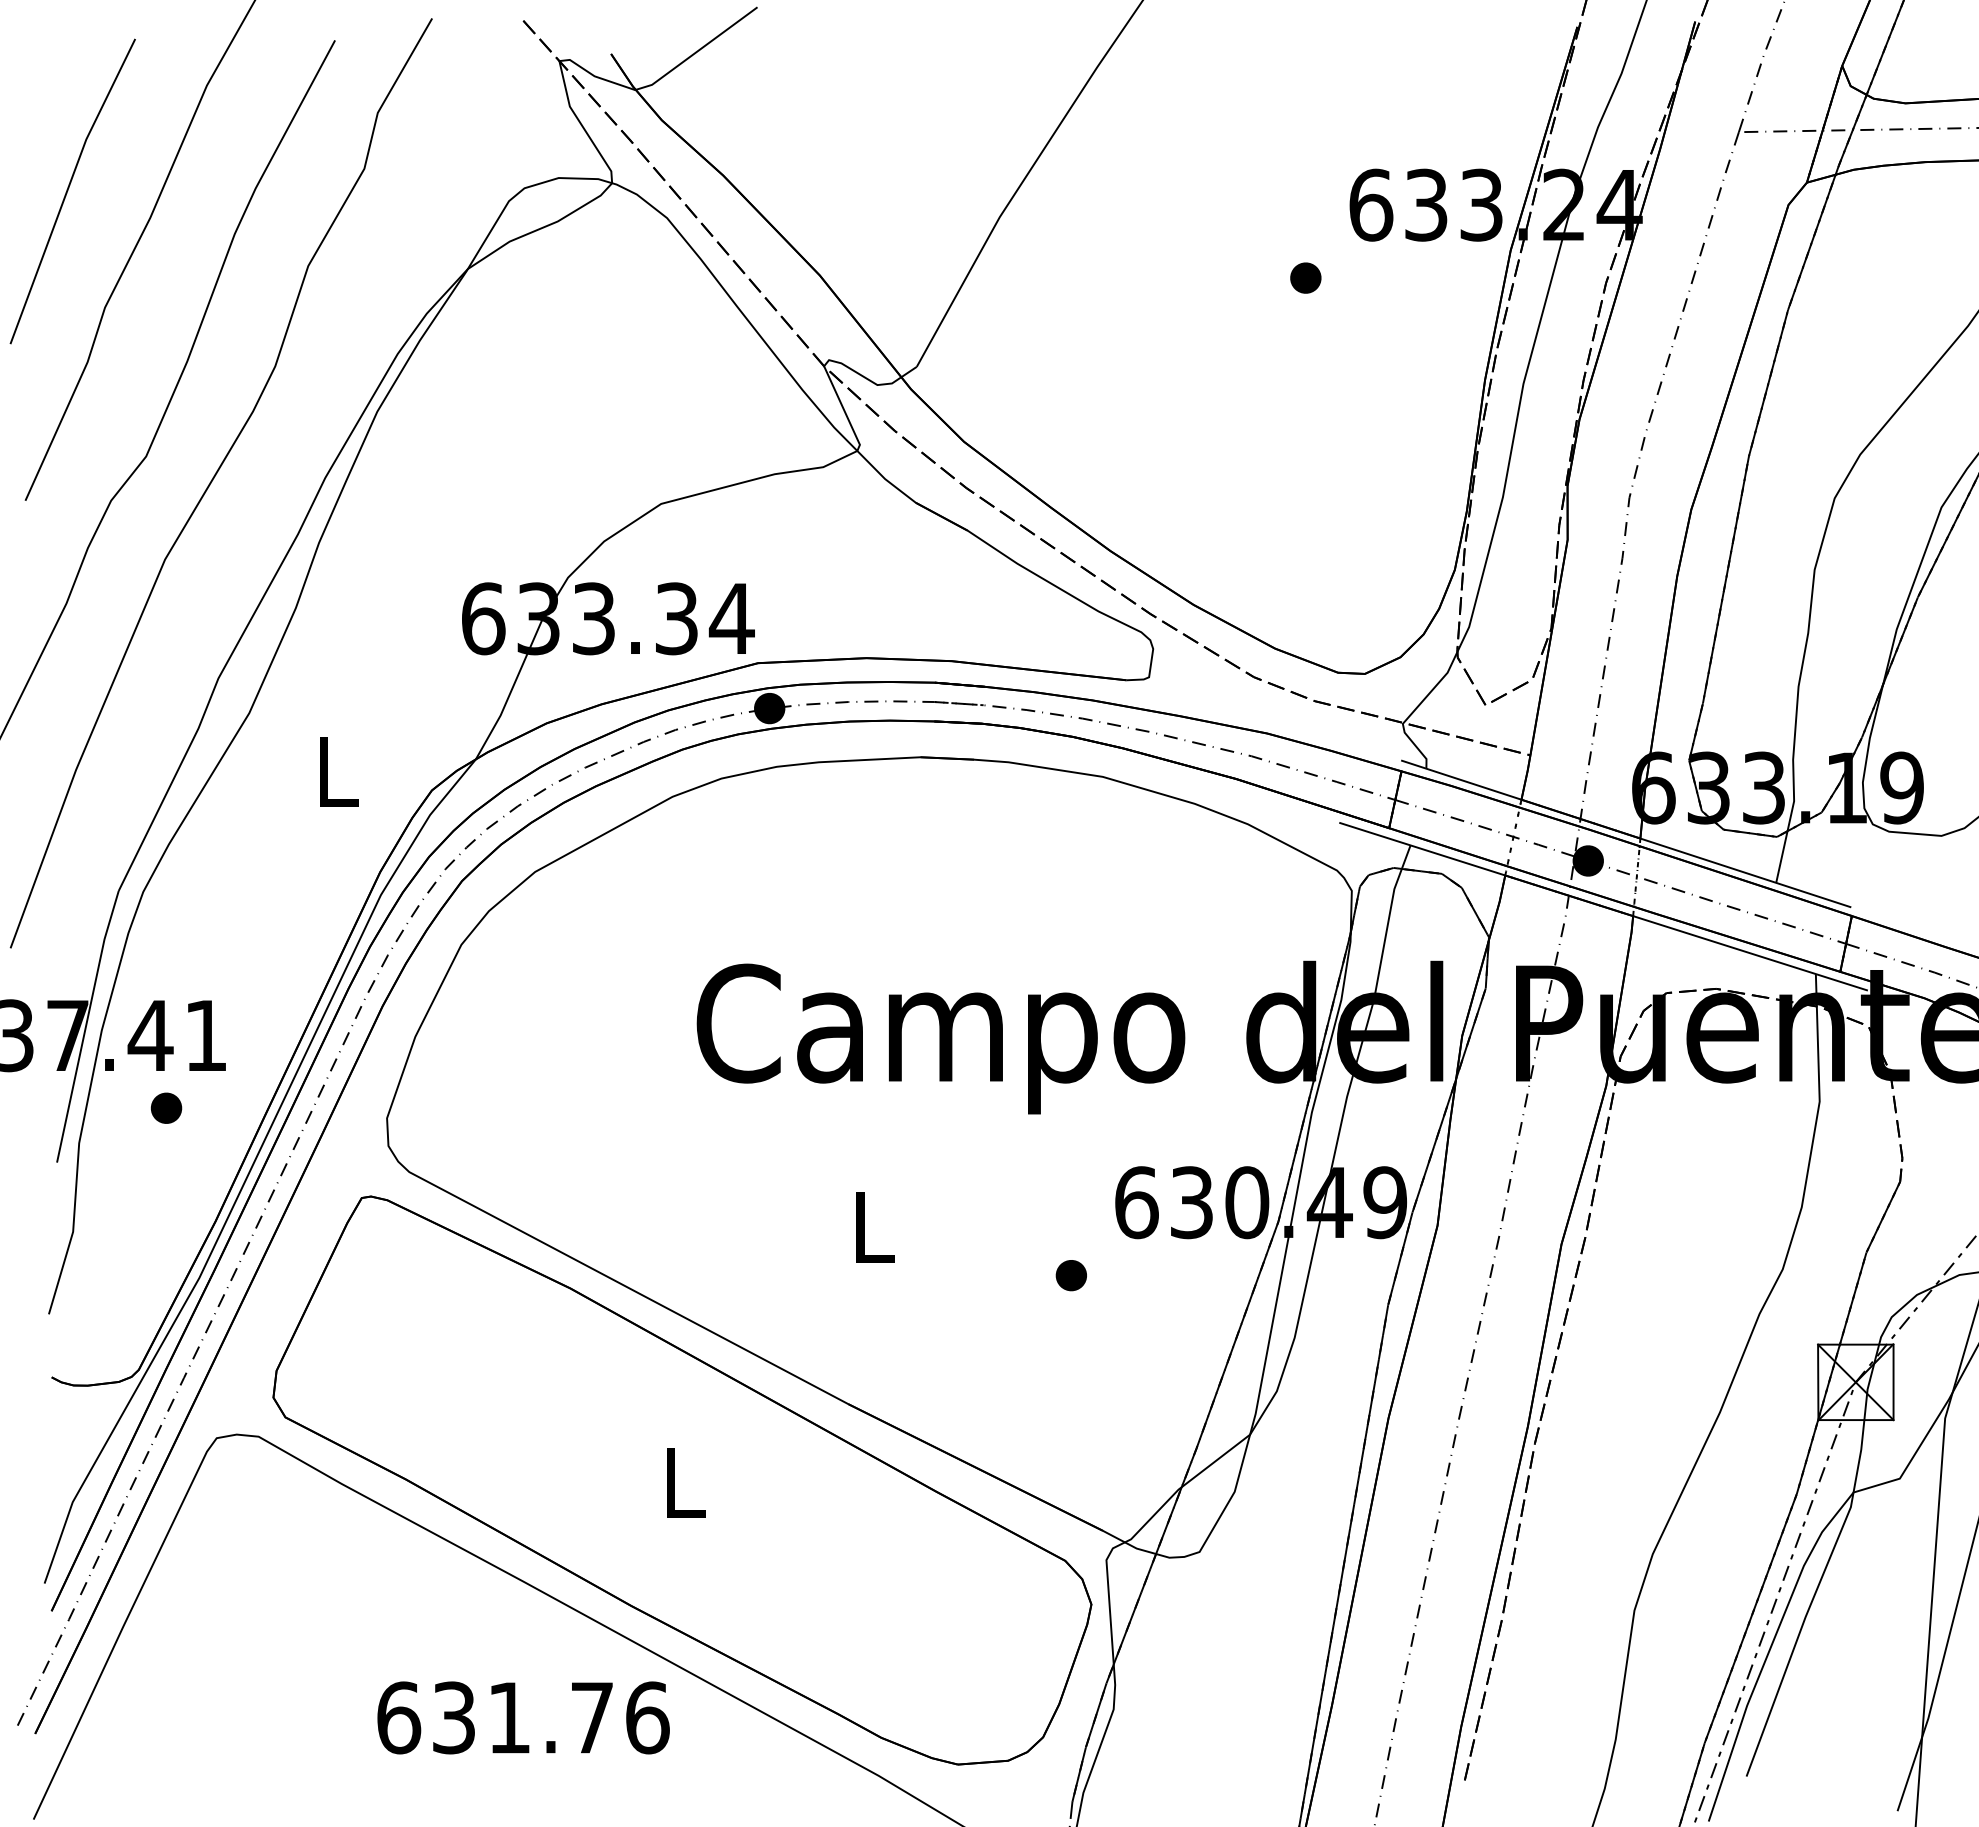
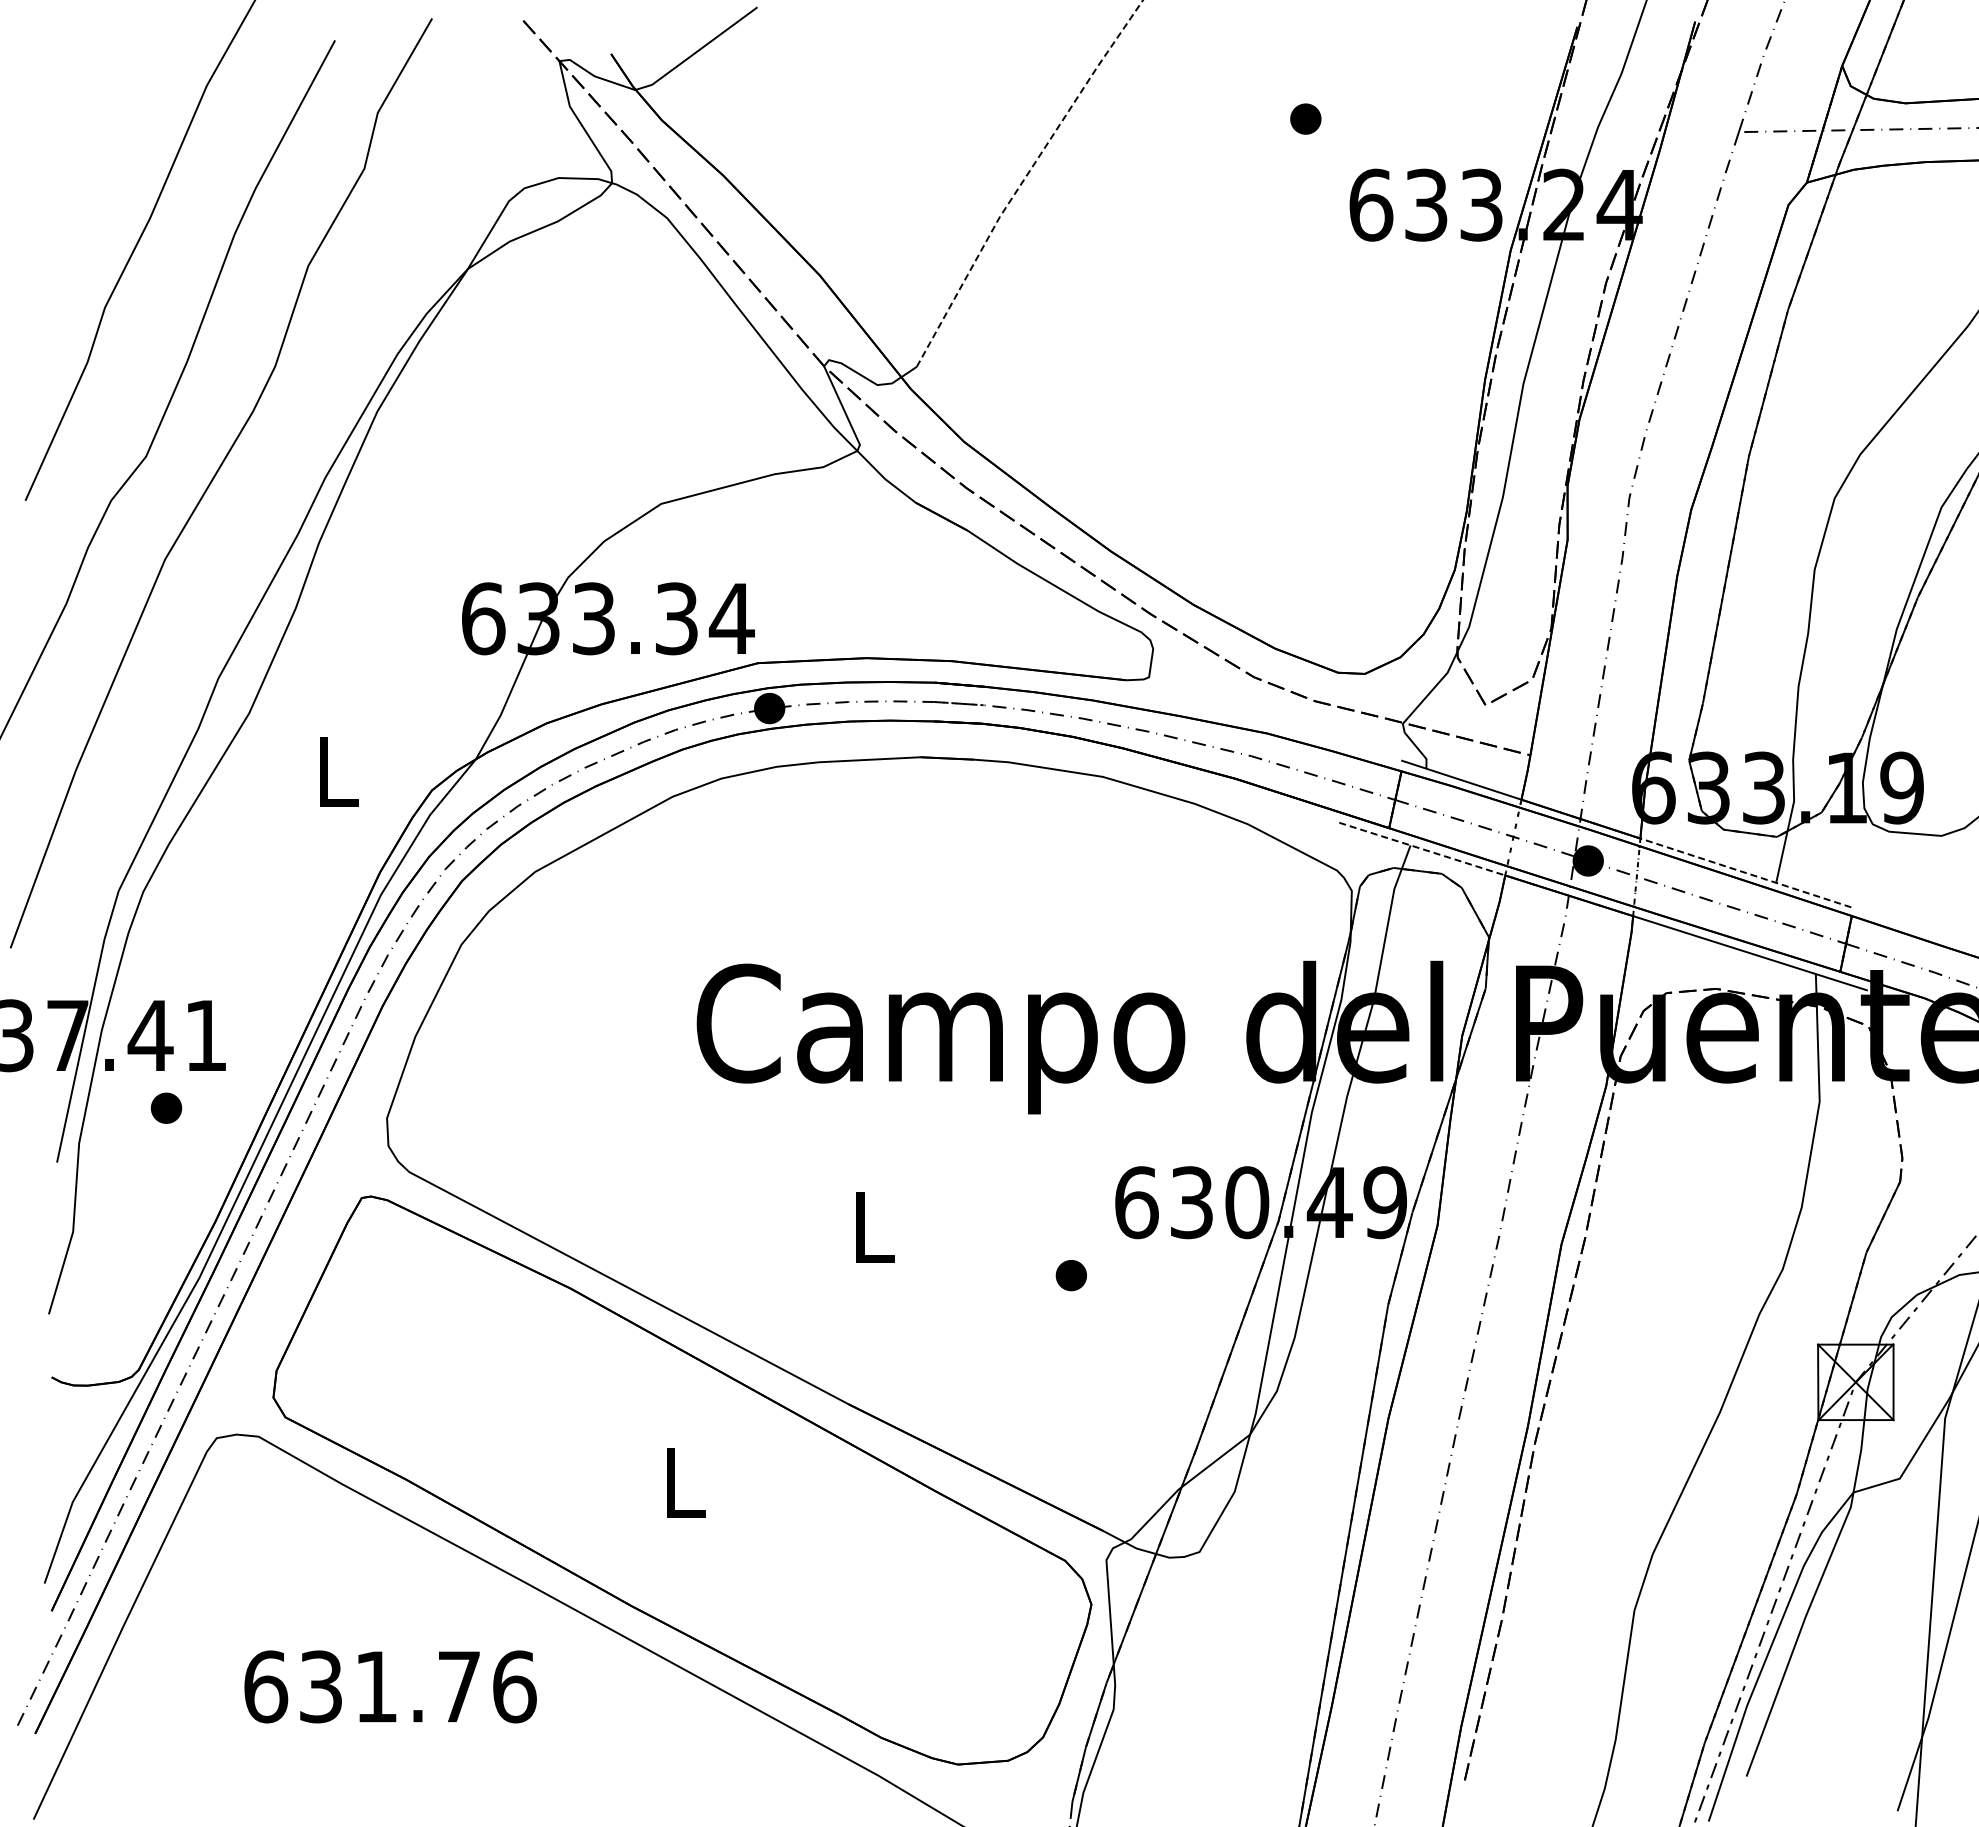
line: solid -> dashed (1024, 179)
line: present -> none (68, 190)
part position: (1305, 277) -> (1305, 118) (1305, 118)
line: solid -> dashed (1422, 849)
line: solid -> dashed (1745, 872)
text position: (523, 1717) -> (390, 1686) (390, 1686)
